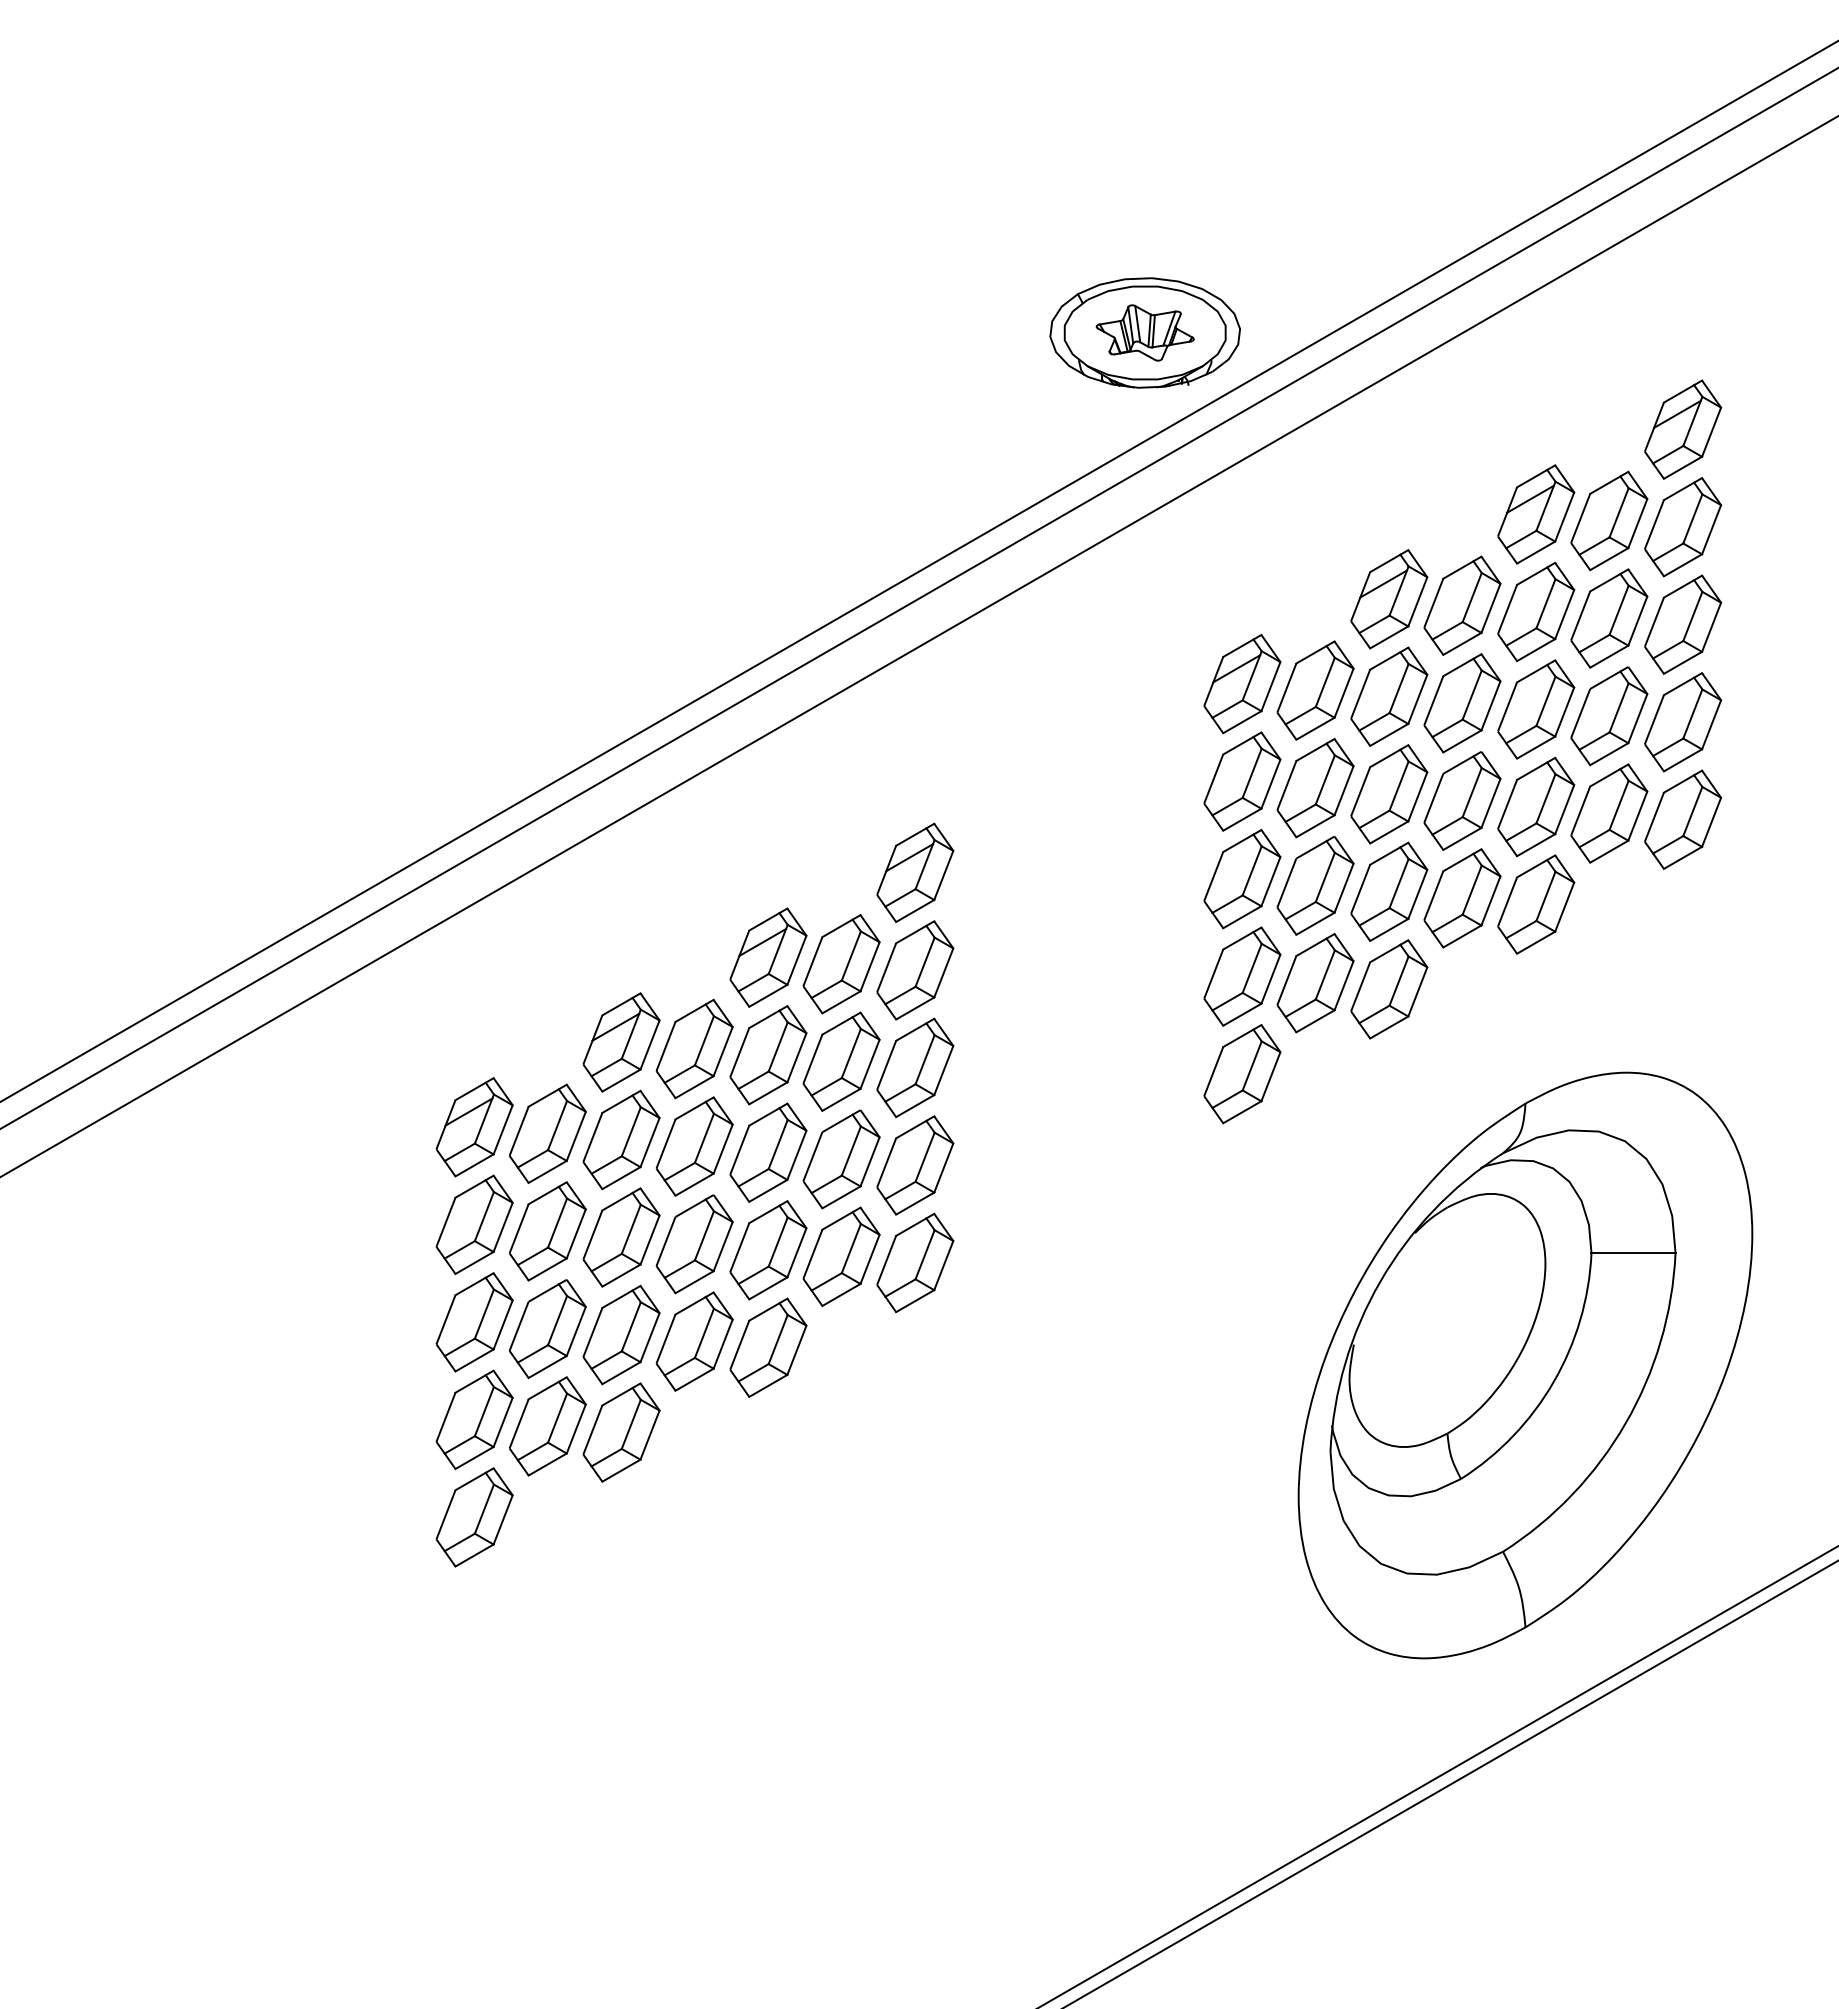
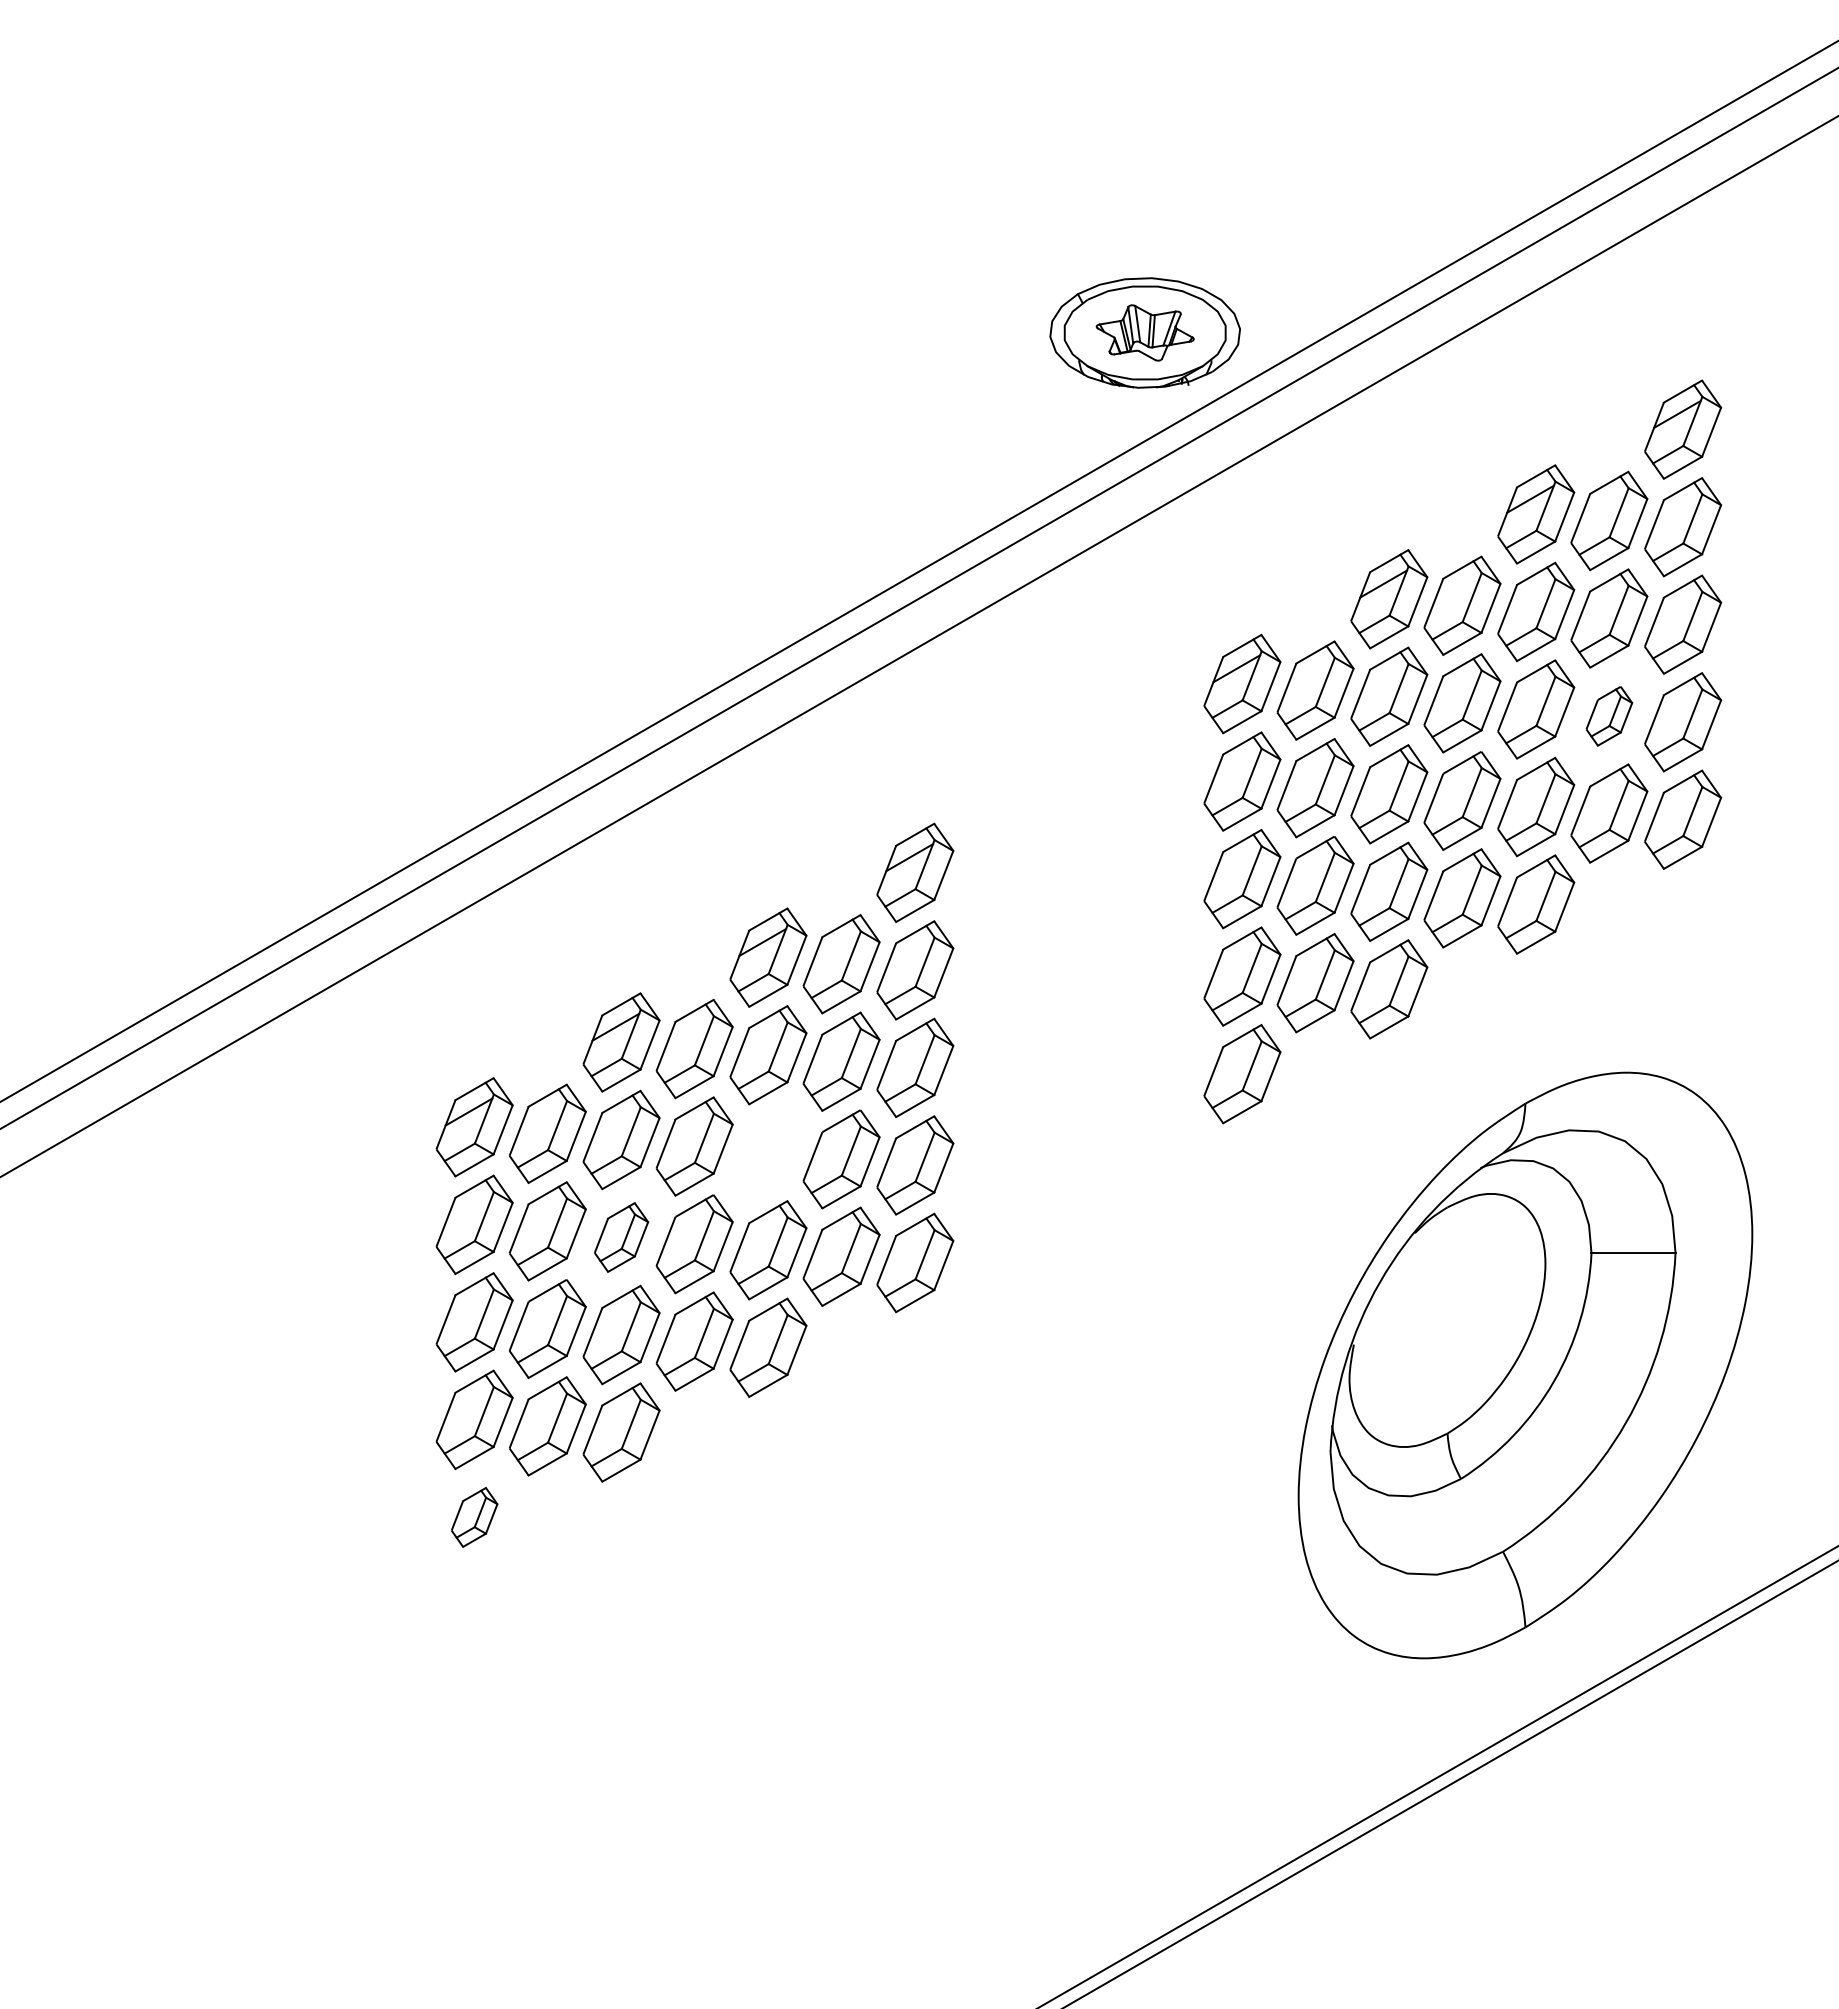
part size: 79x101 px -> 49x61 px (1609, 716)
part: present -> none (768, 1152)
part size: 79x101 px -> 56x71 px (621, 1237)
part size: 79x101 px -> 48x61 px (474, 1517)
